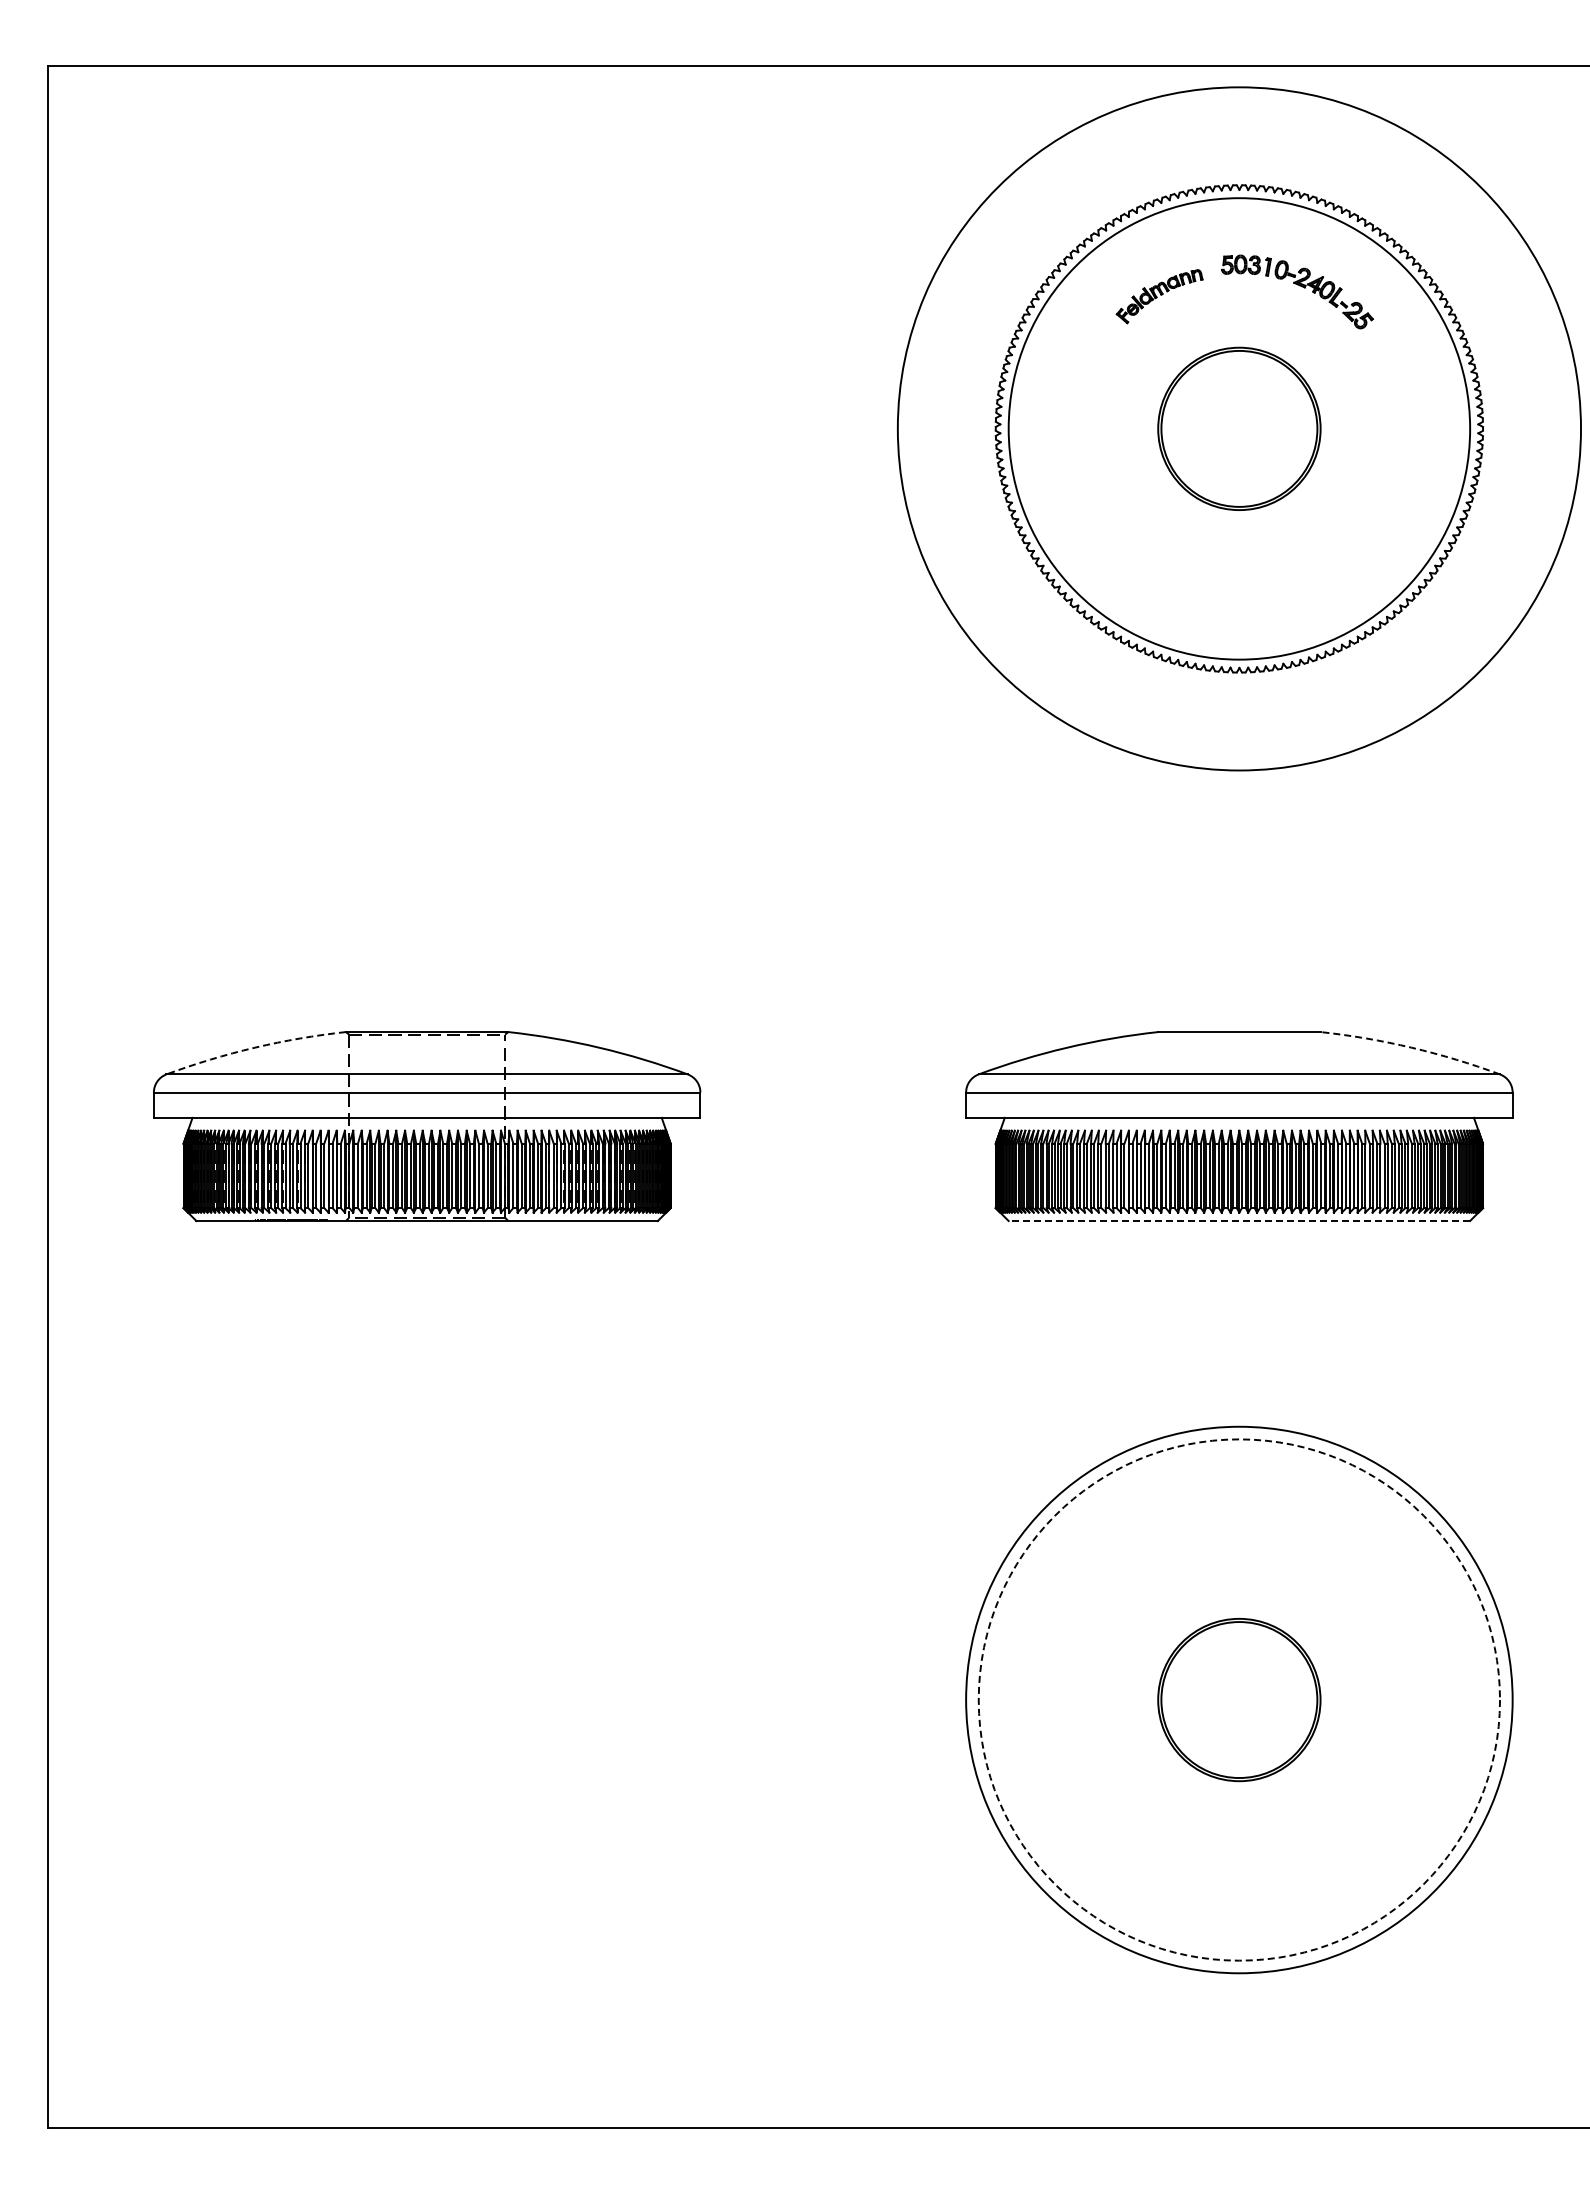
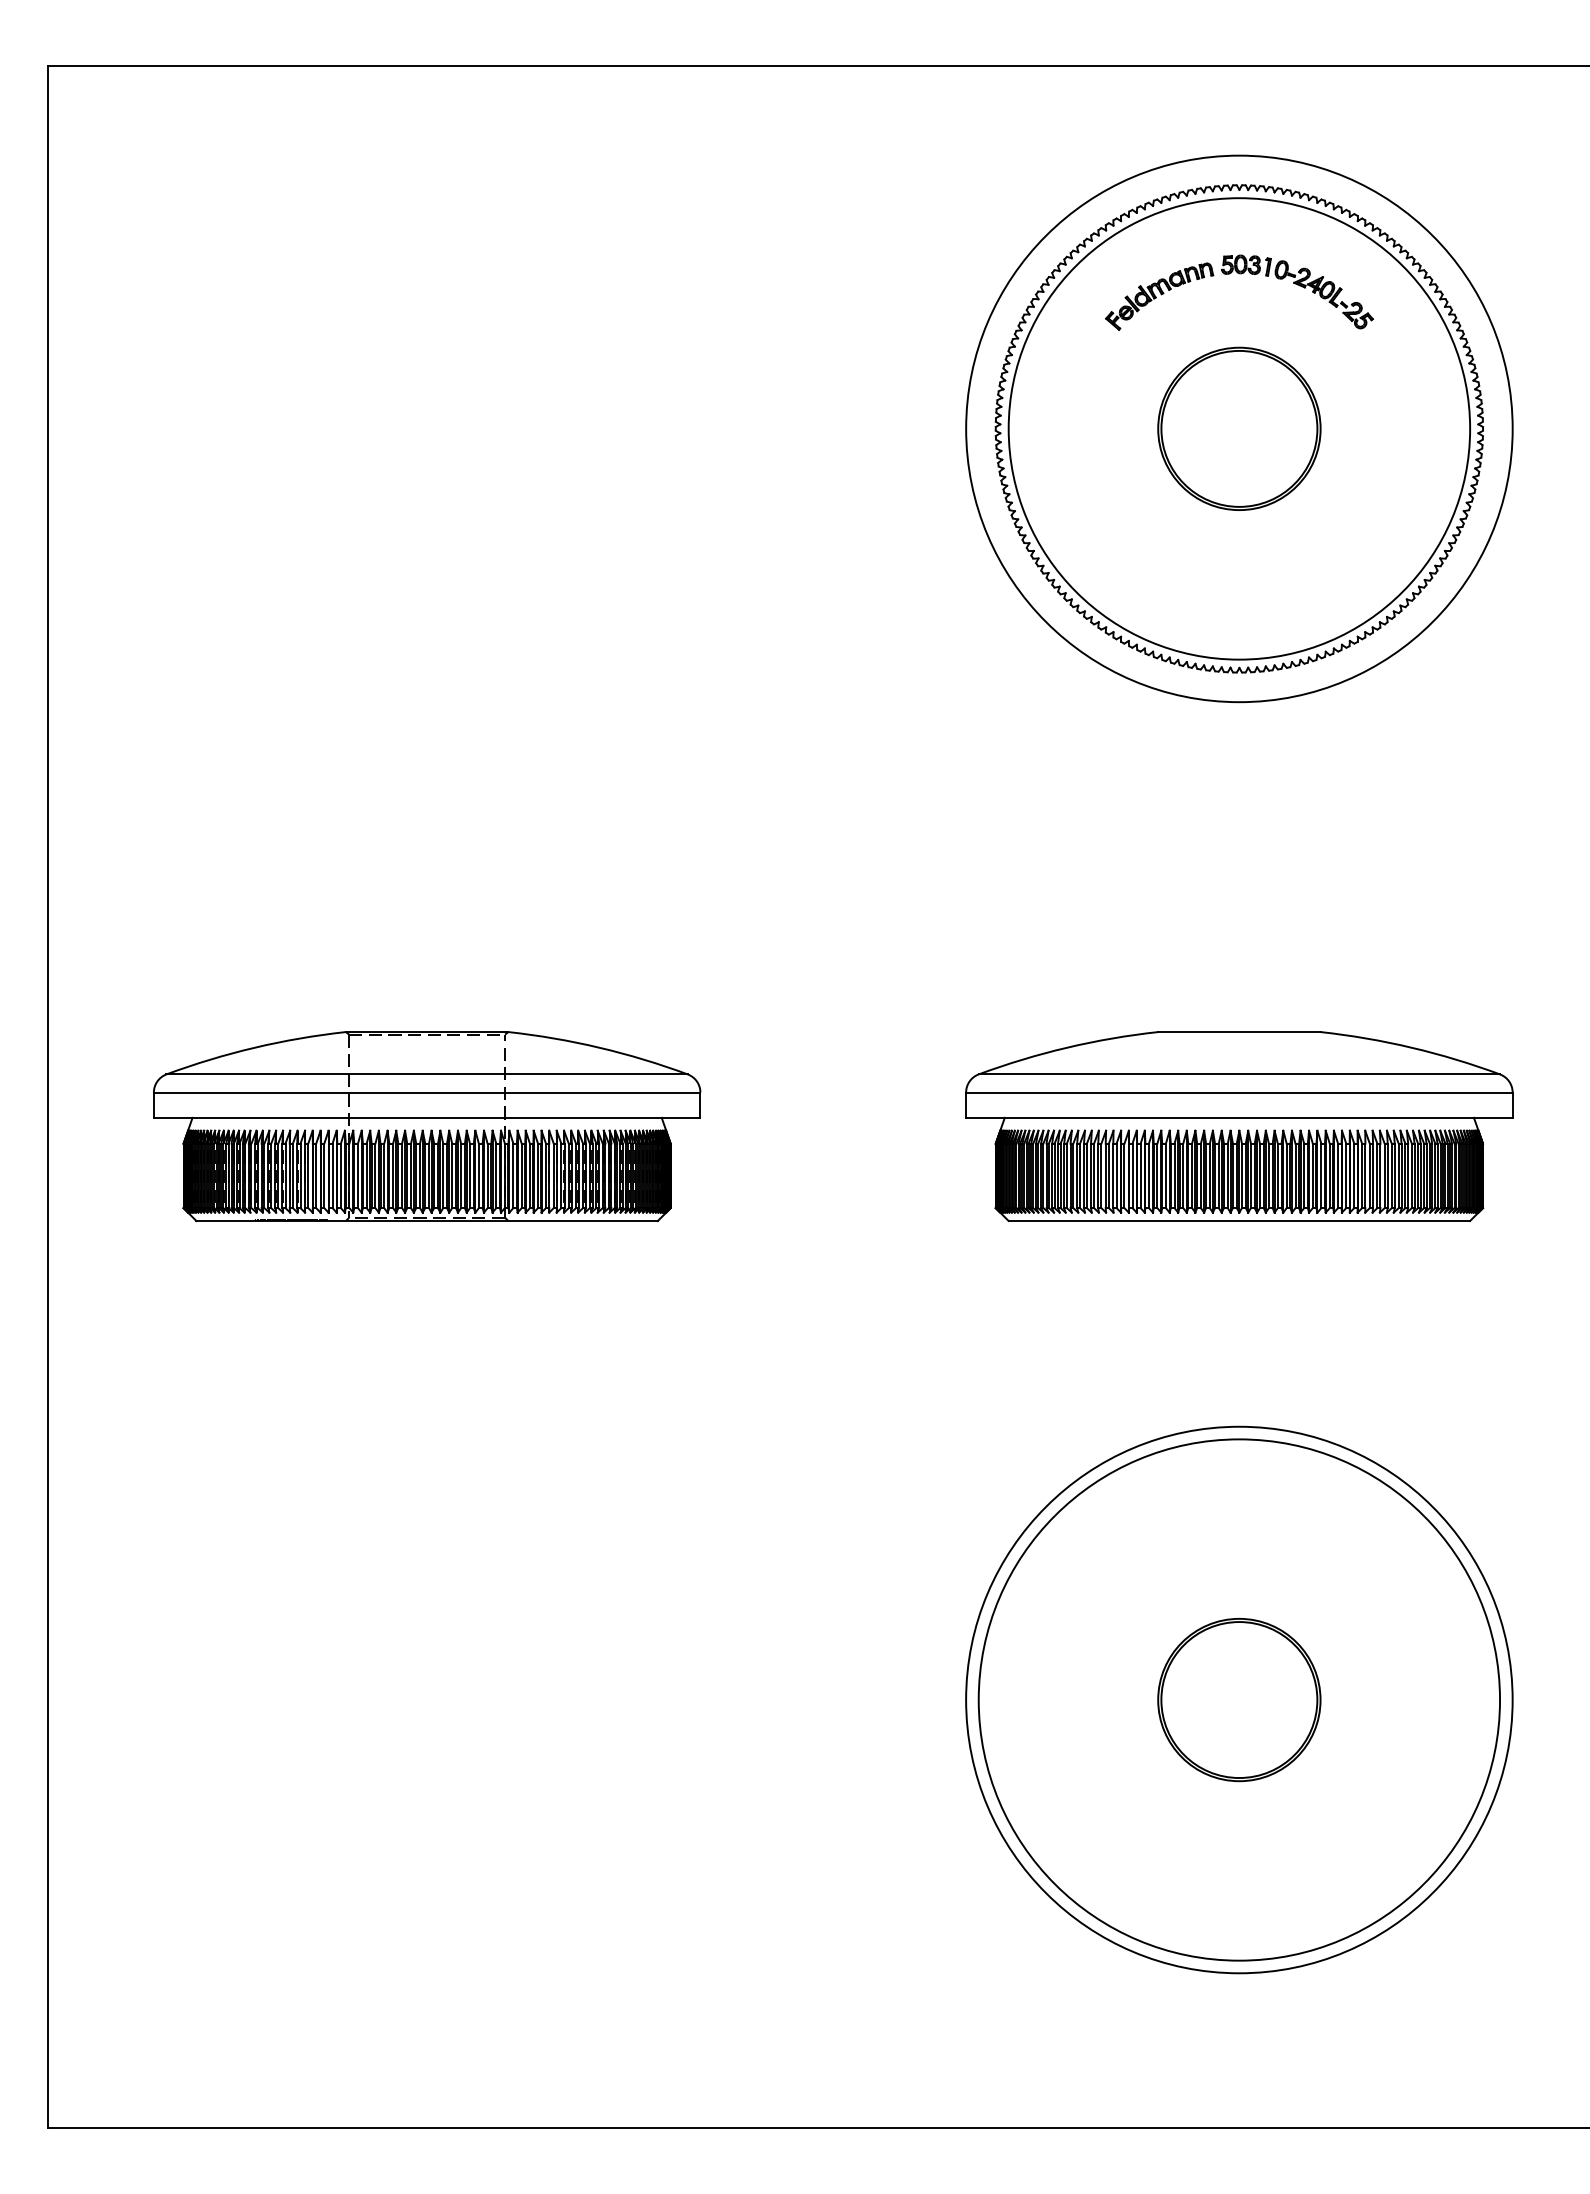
part size: 89x56 px -> 110x69 px (1159, 296)
circle diameter: 683 px -> 547 px (1239, 428)
arc: dashed -> solid (254, 1047)
arc: dashed -> solid (1411, 1047)
line: dashed -> solid (1239, 1221)
circle: dashed -> solid (1239, 1699)
